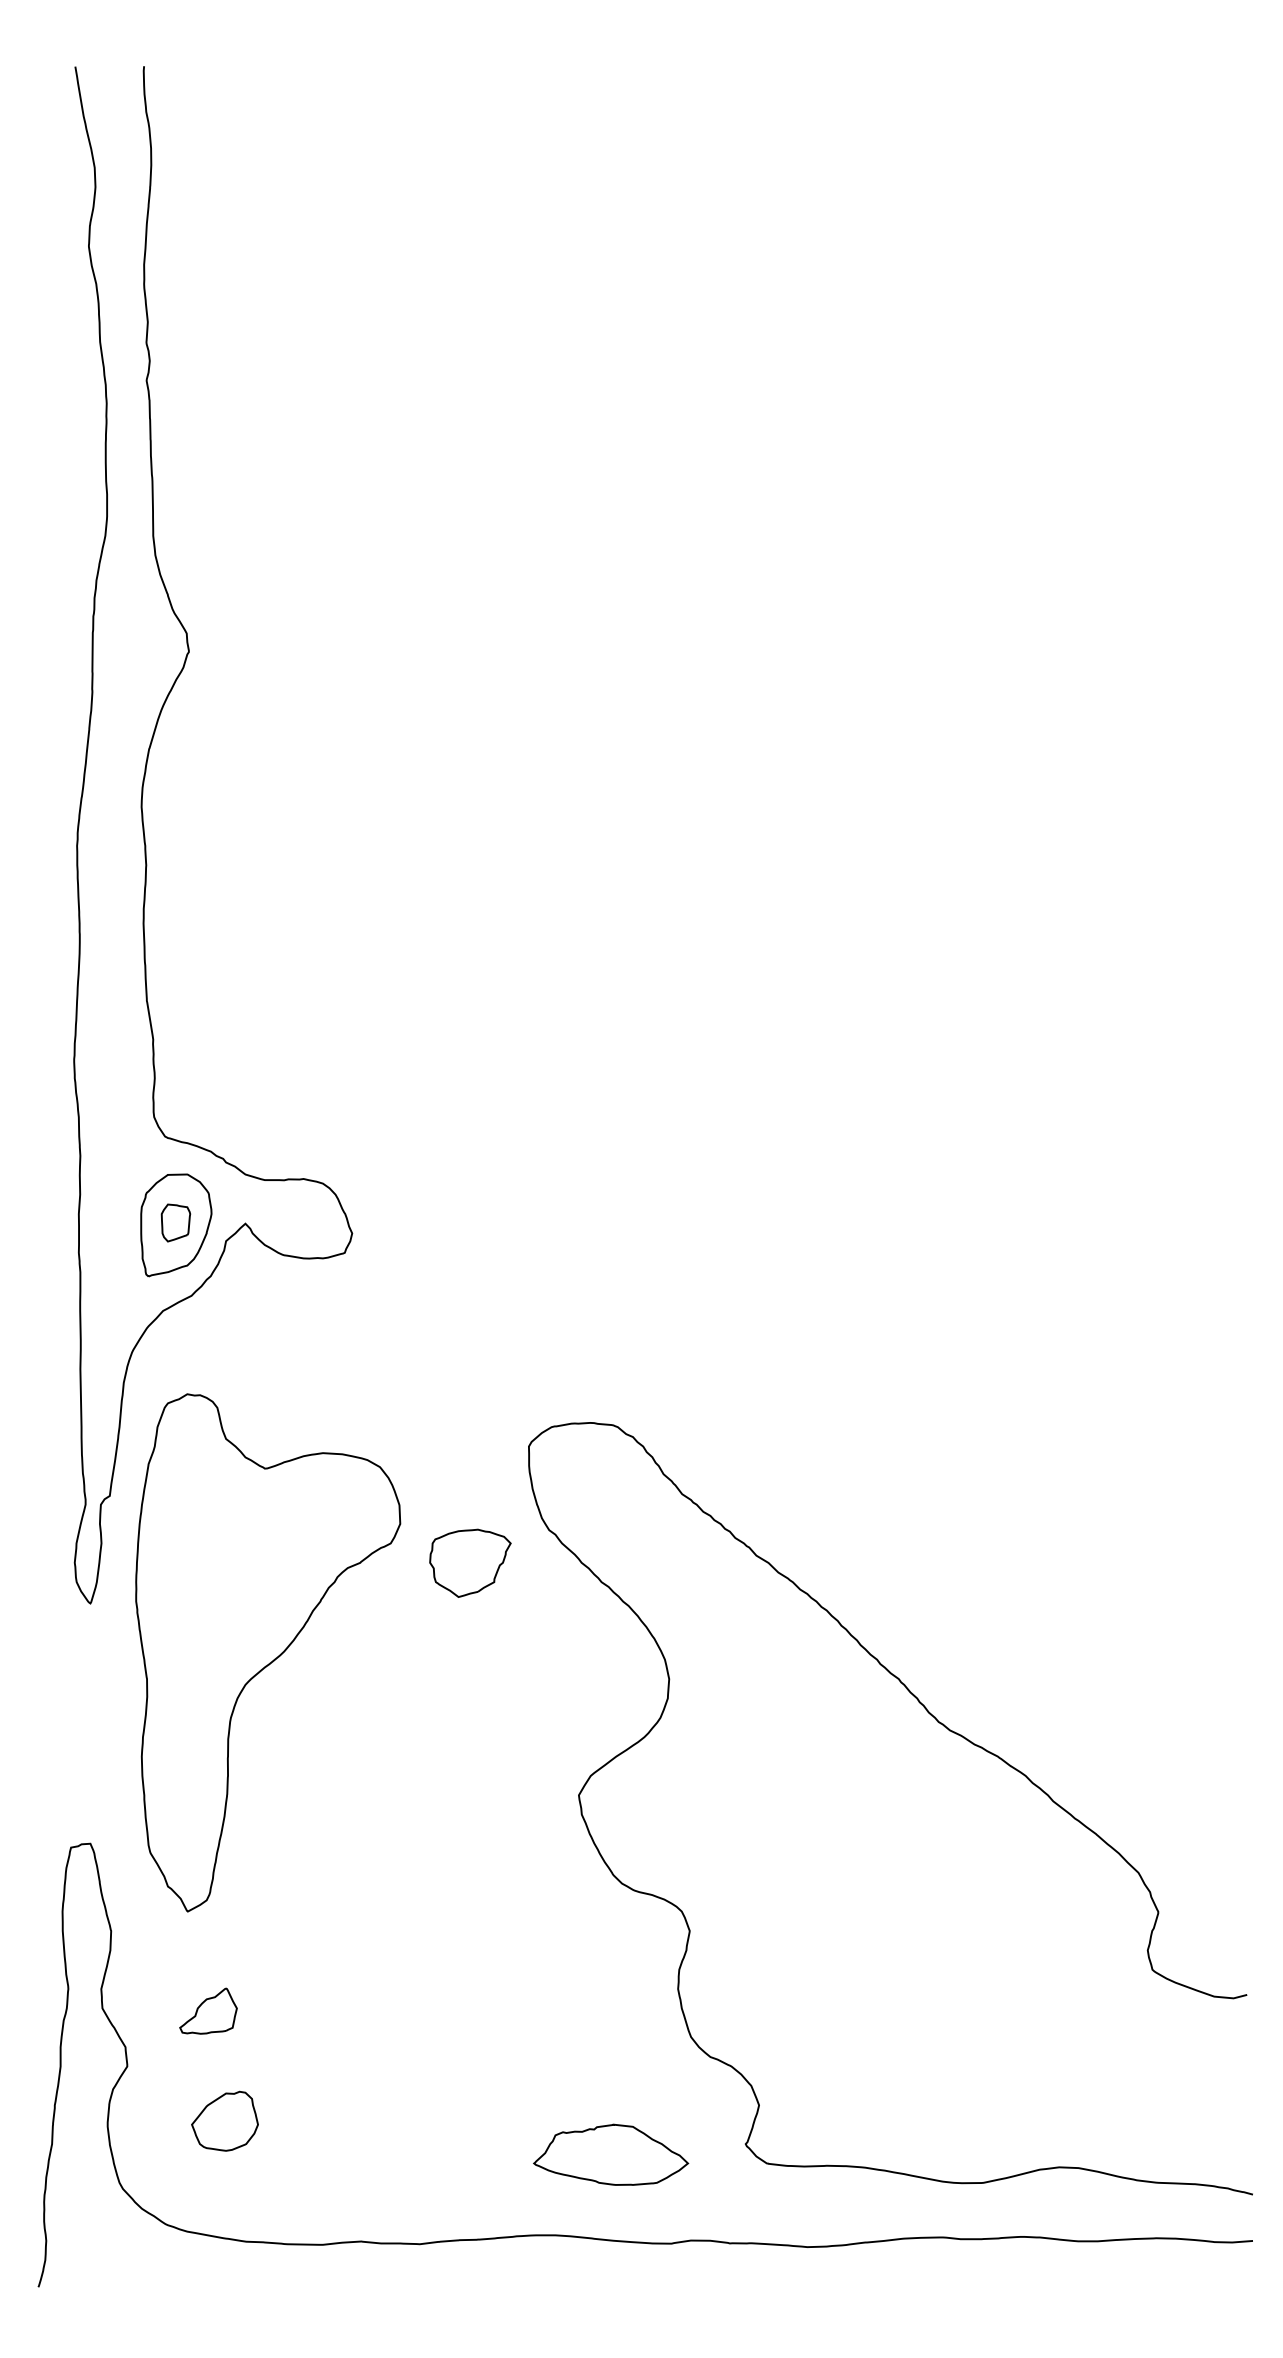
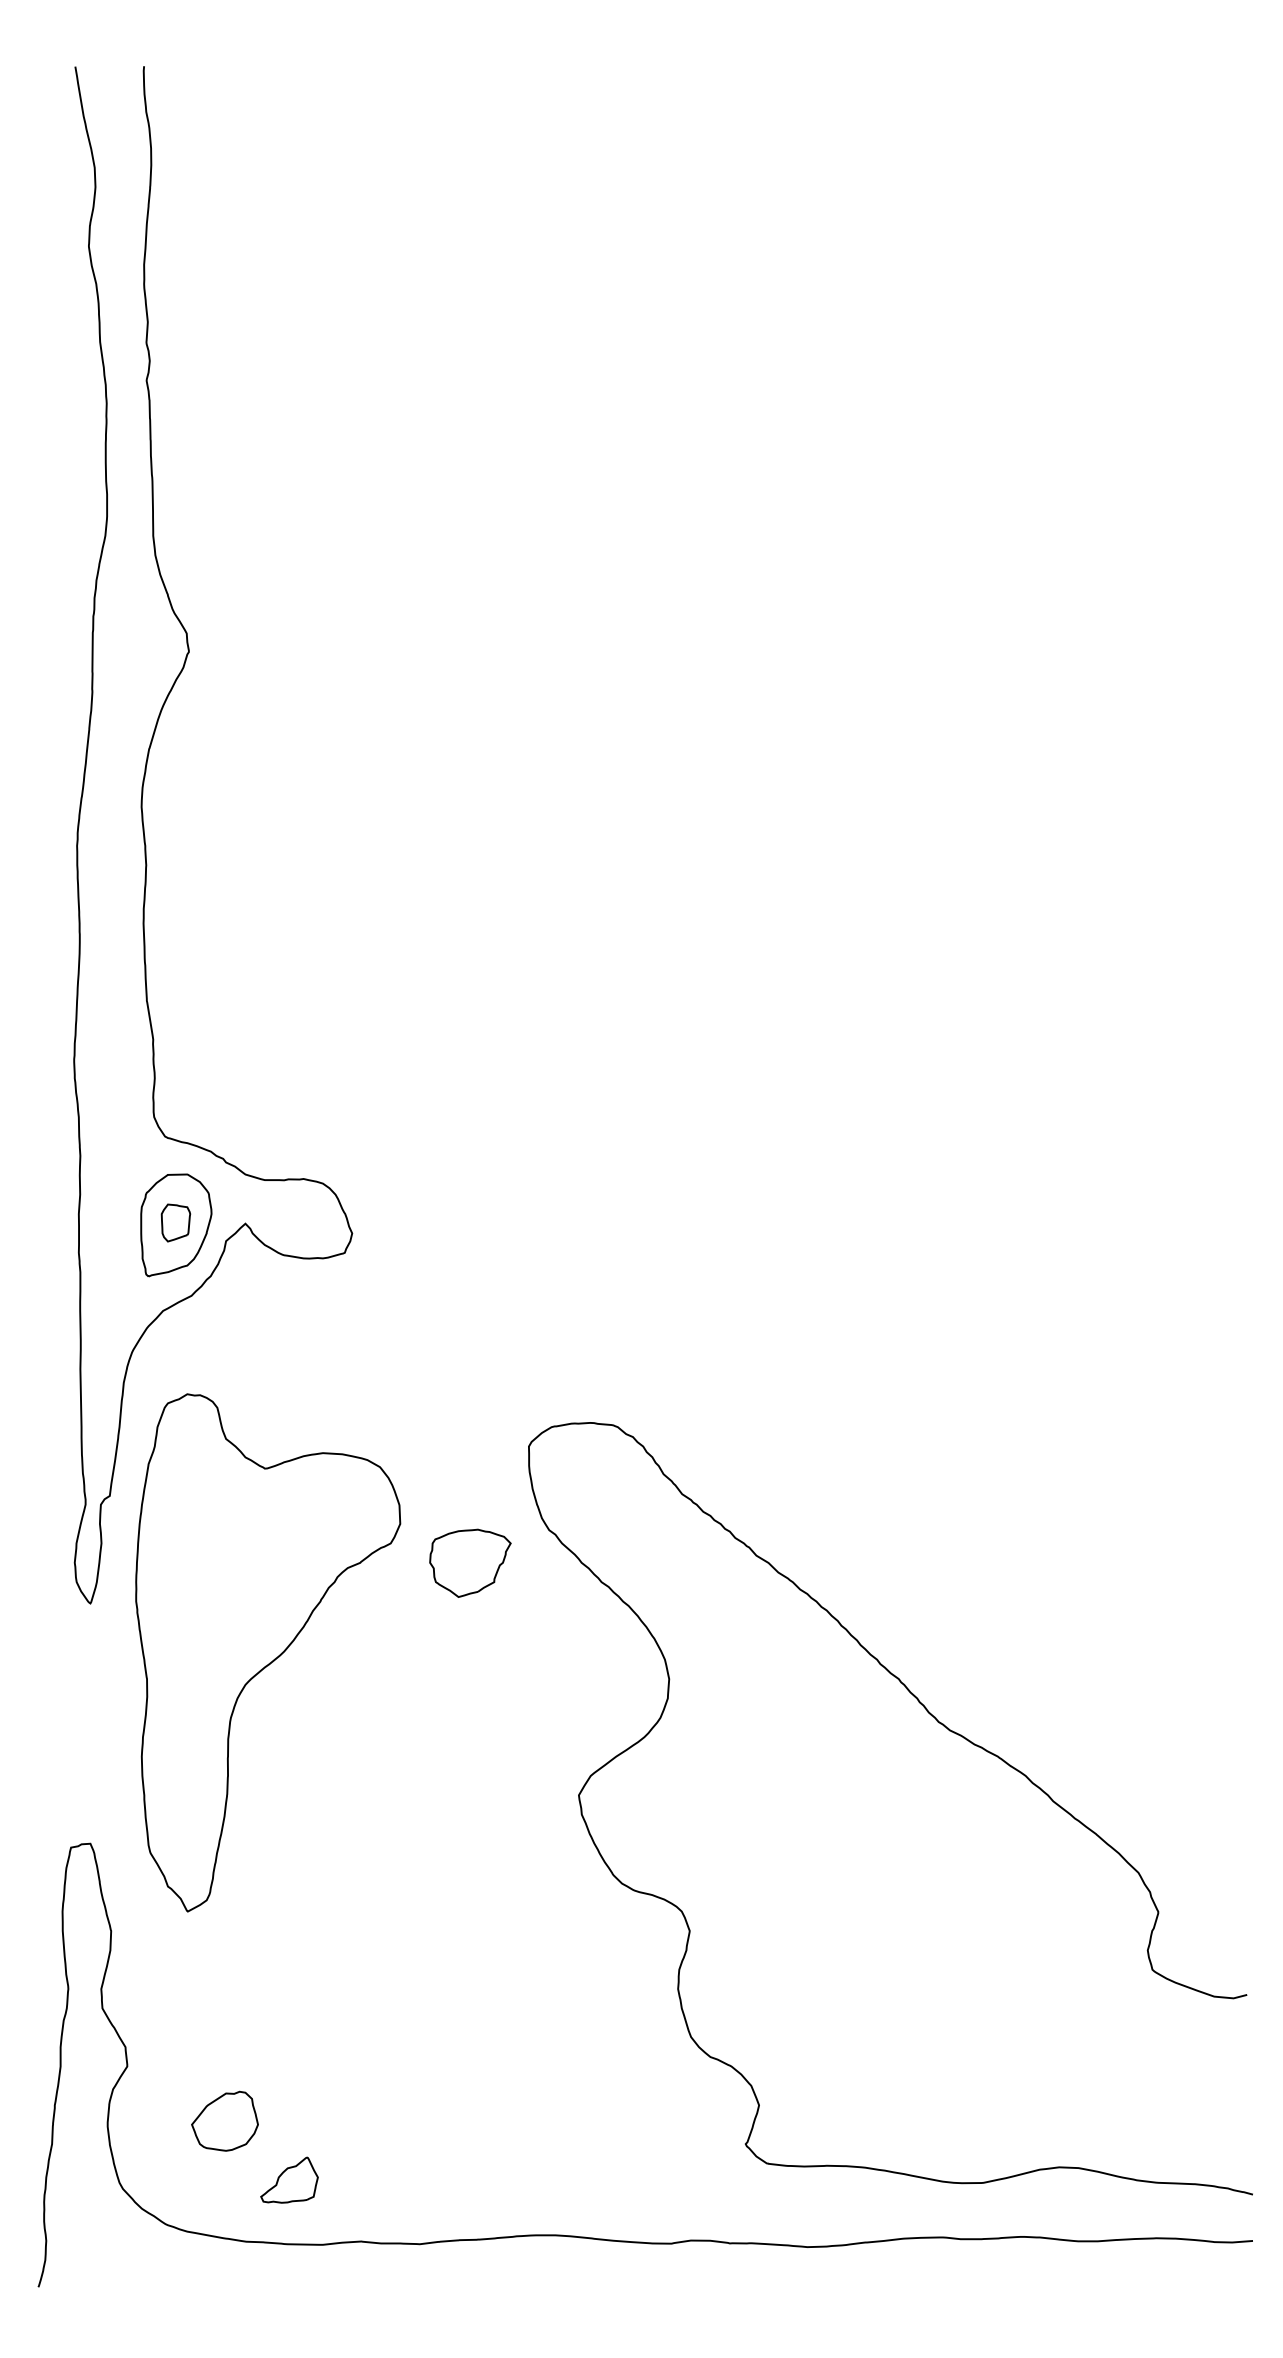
part position: (208, 2010) -> (289, 2179) (289, 2179)
part: present -> none (611, 2154)
